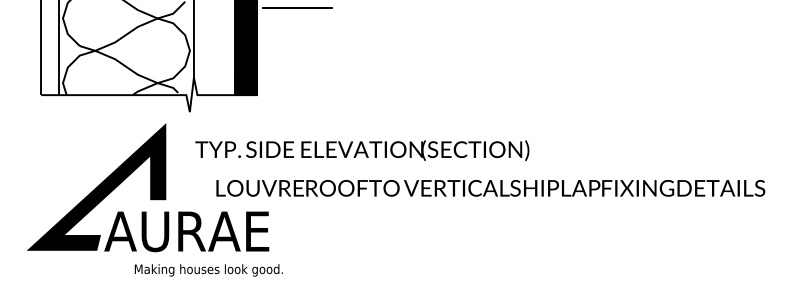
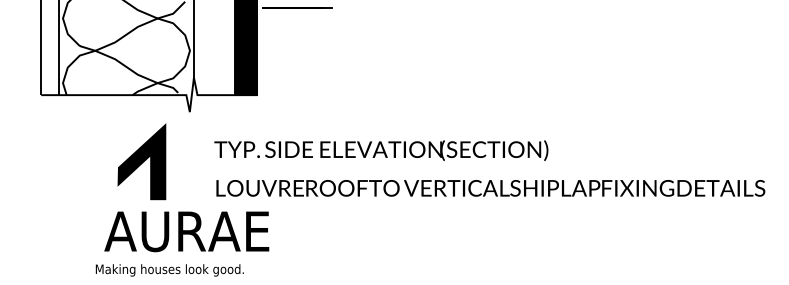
text position: (362, 150) -> (381, 150) (381, 150)
fill: present -> none (72, 208)
text position: (208, 270) -> (169, 270) (169, 270)
